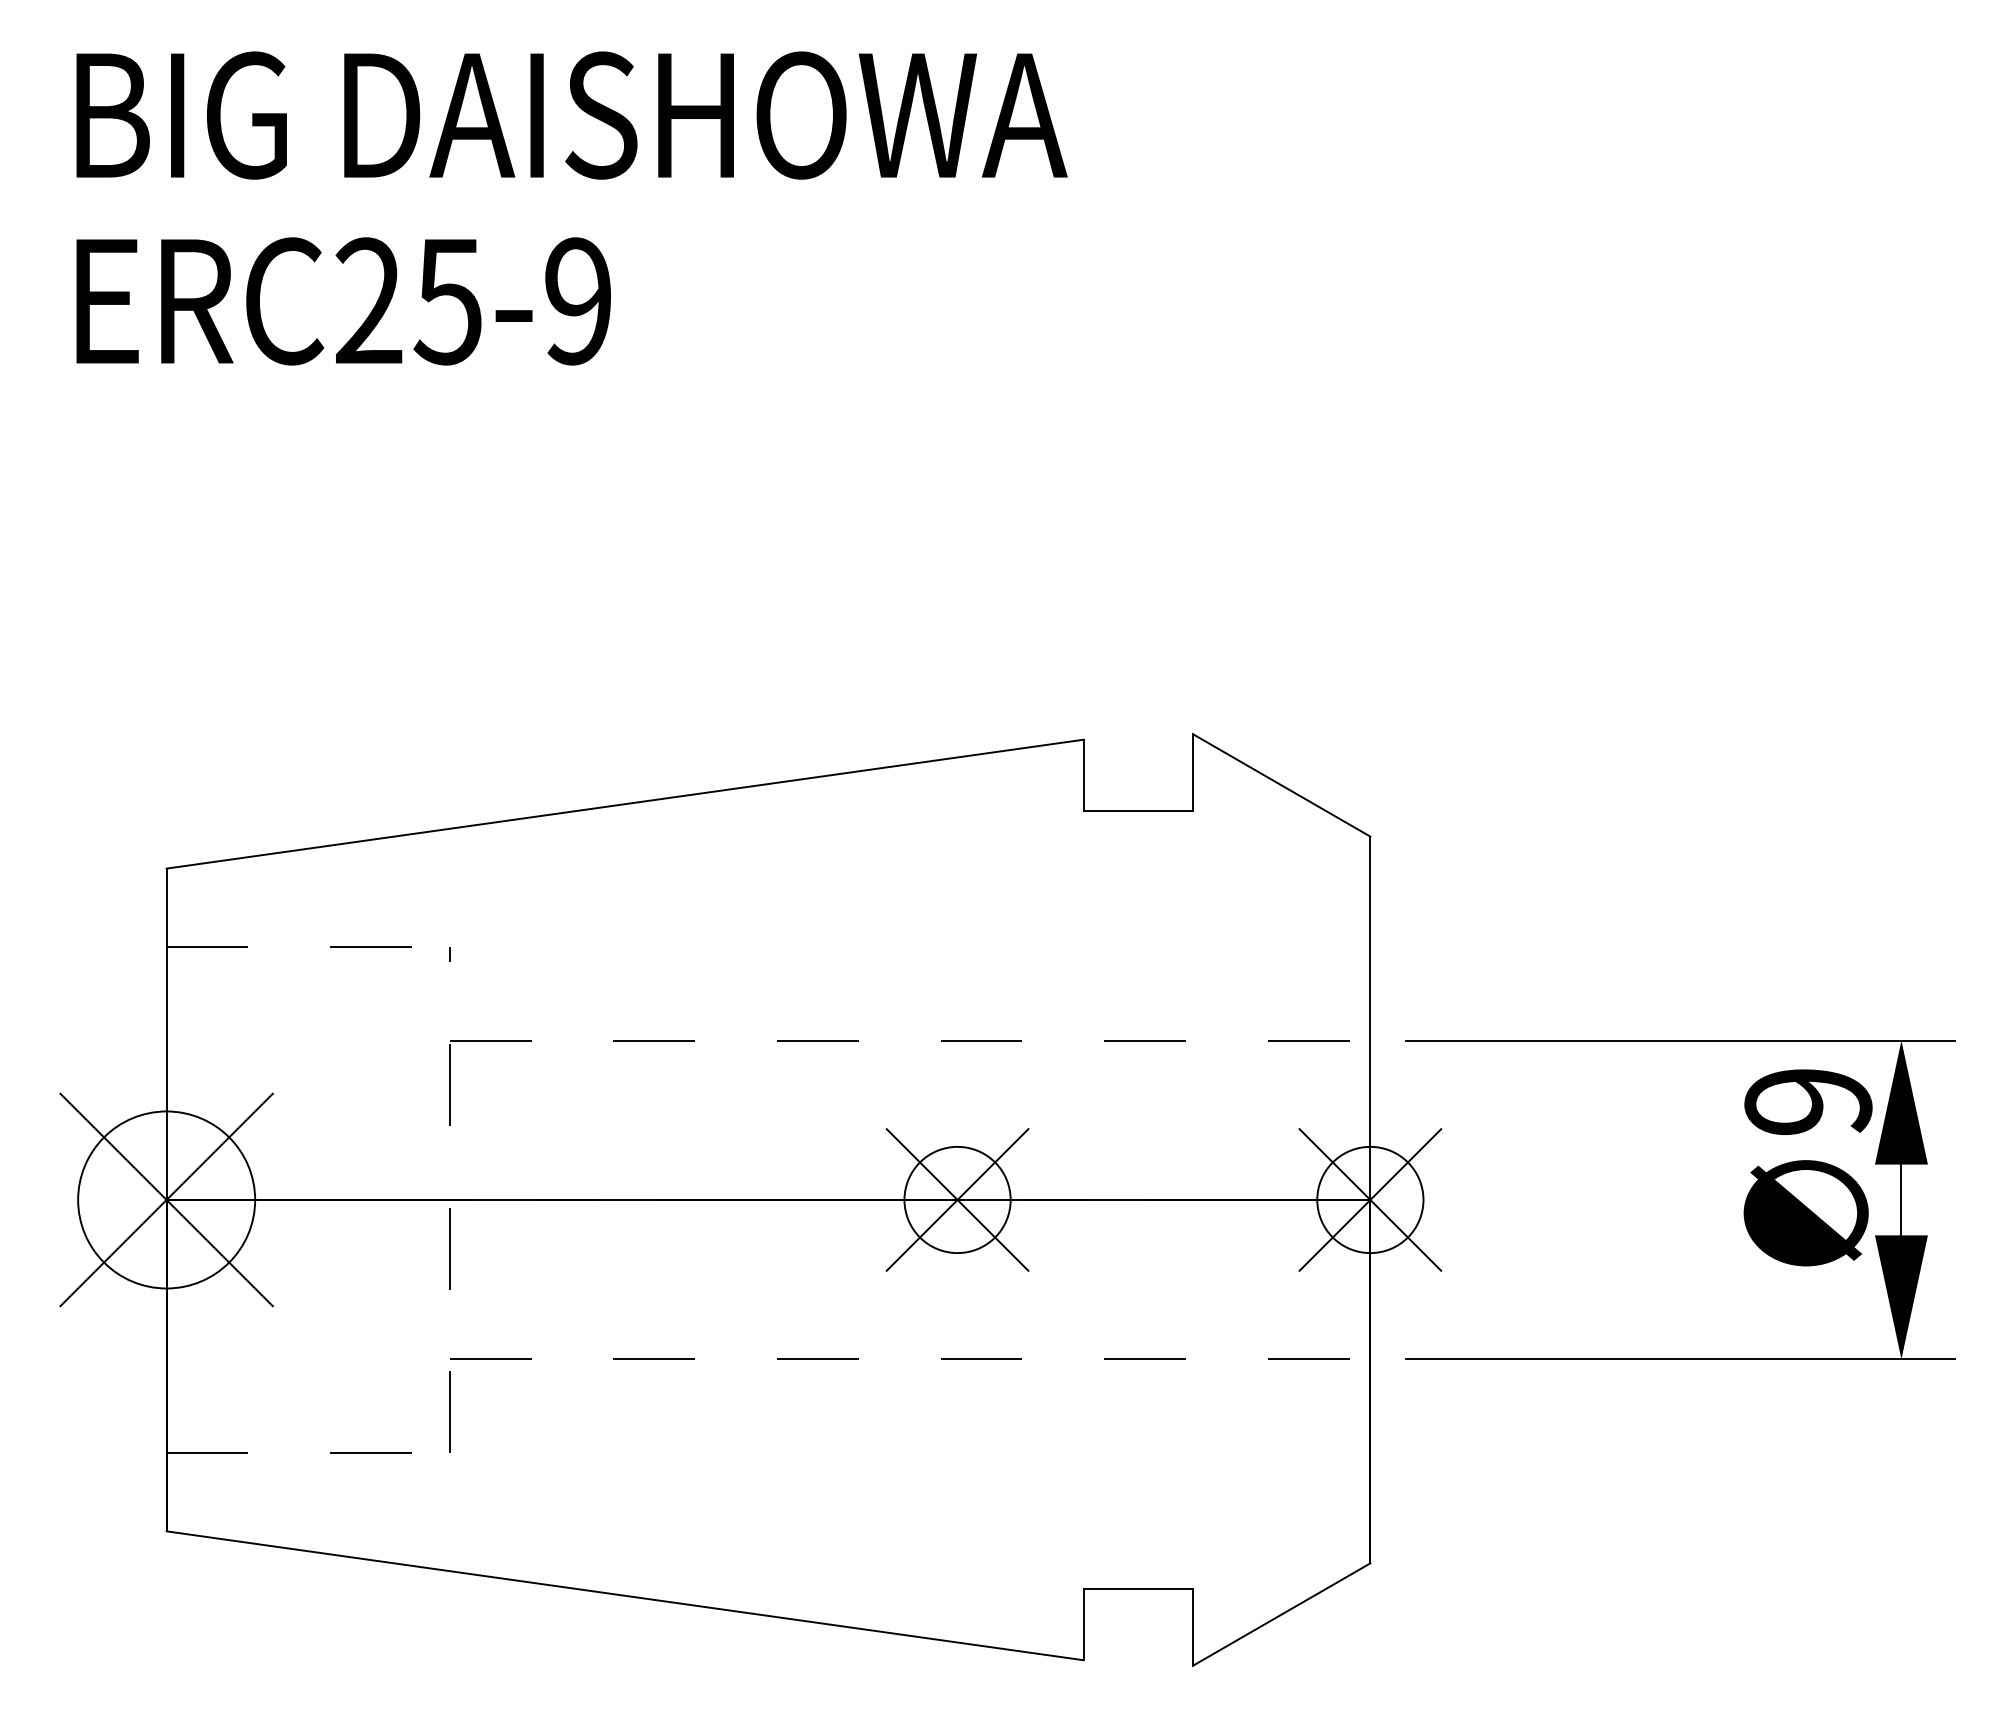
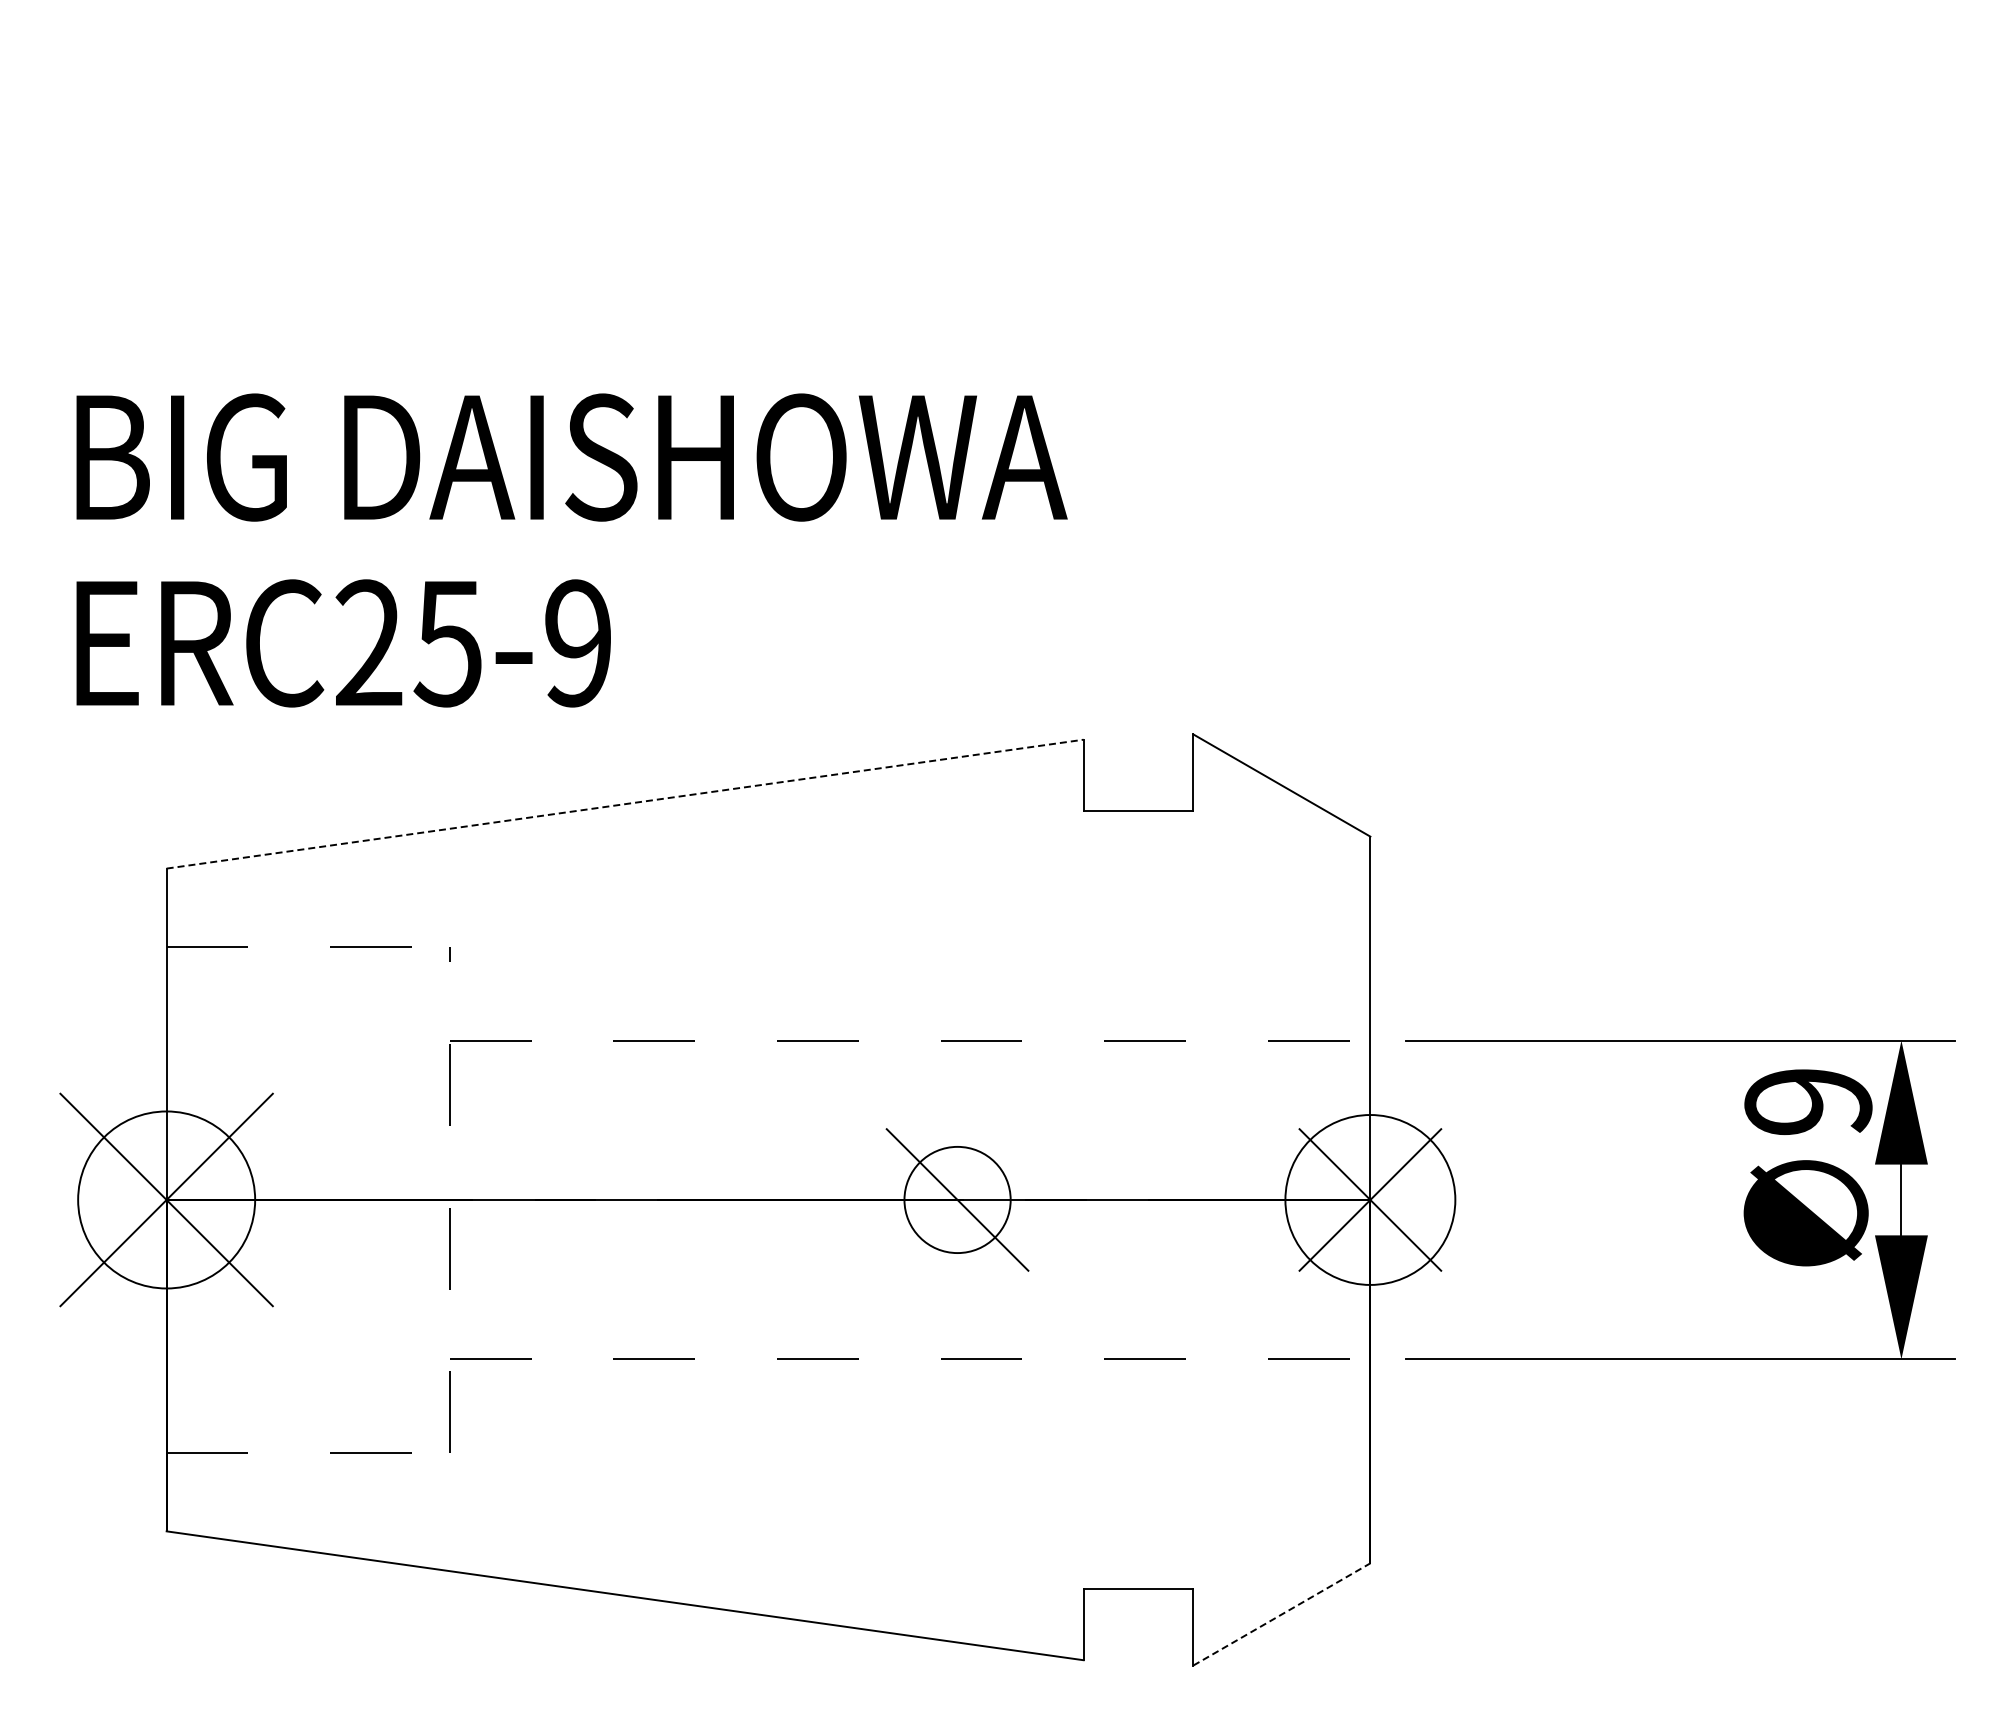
text position: (571, 208) -> (571, 550) (571, 550)
line: solid -> dashed (625, 804)
line: present -> none (957, 1199)
circle diameter: 106 px -> 170 px (1370, 1199)
line: solid -> dashed (1282, 1614)
